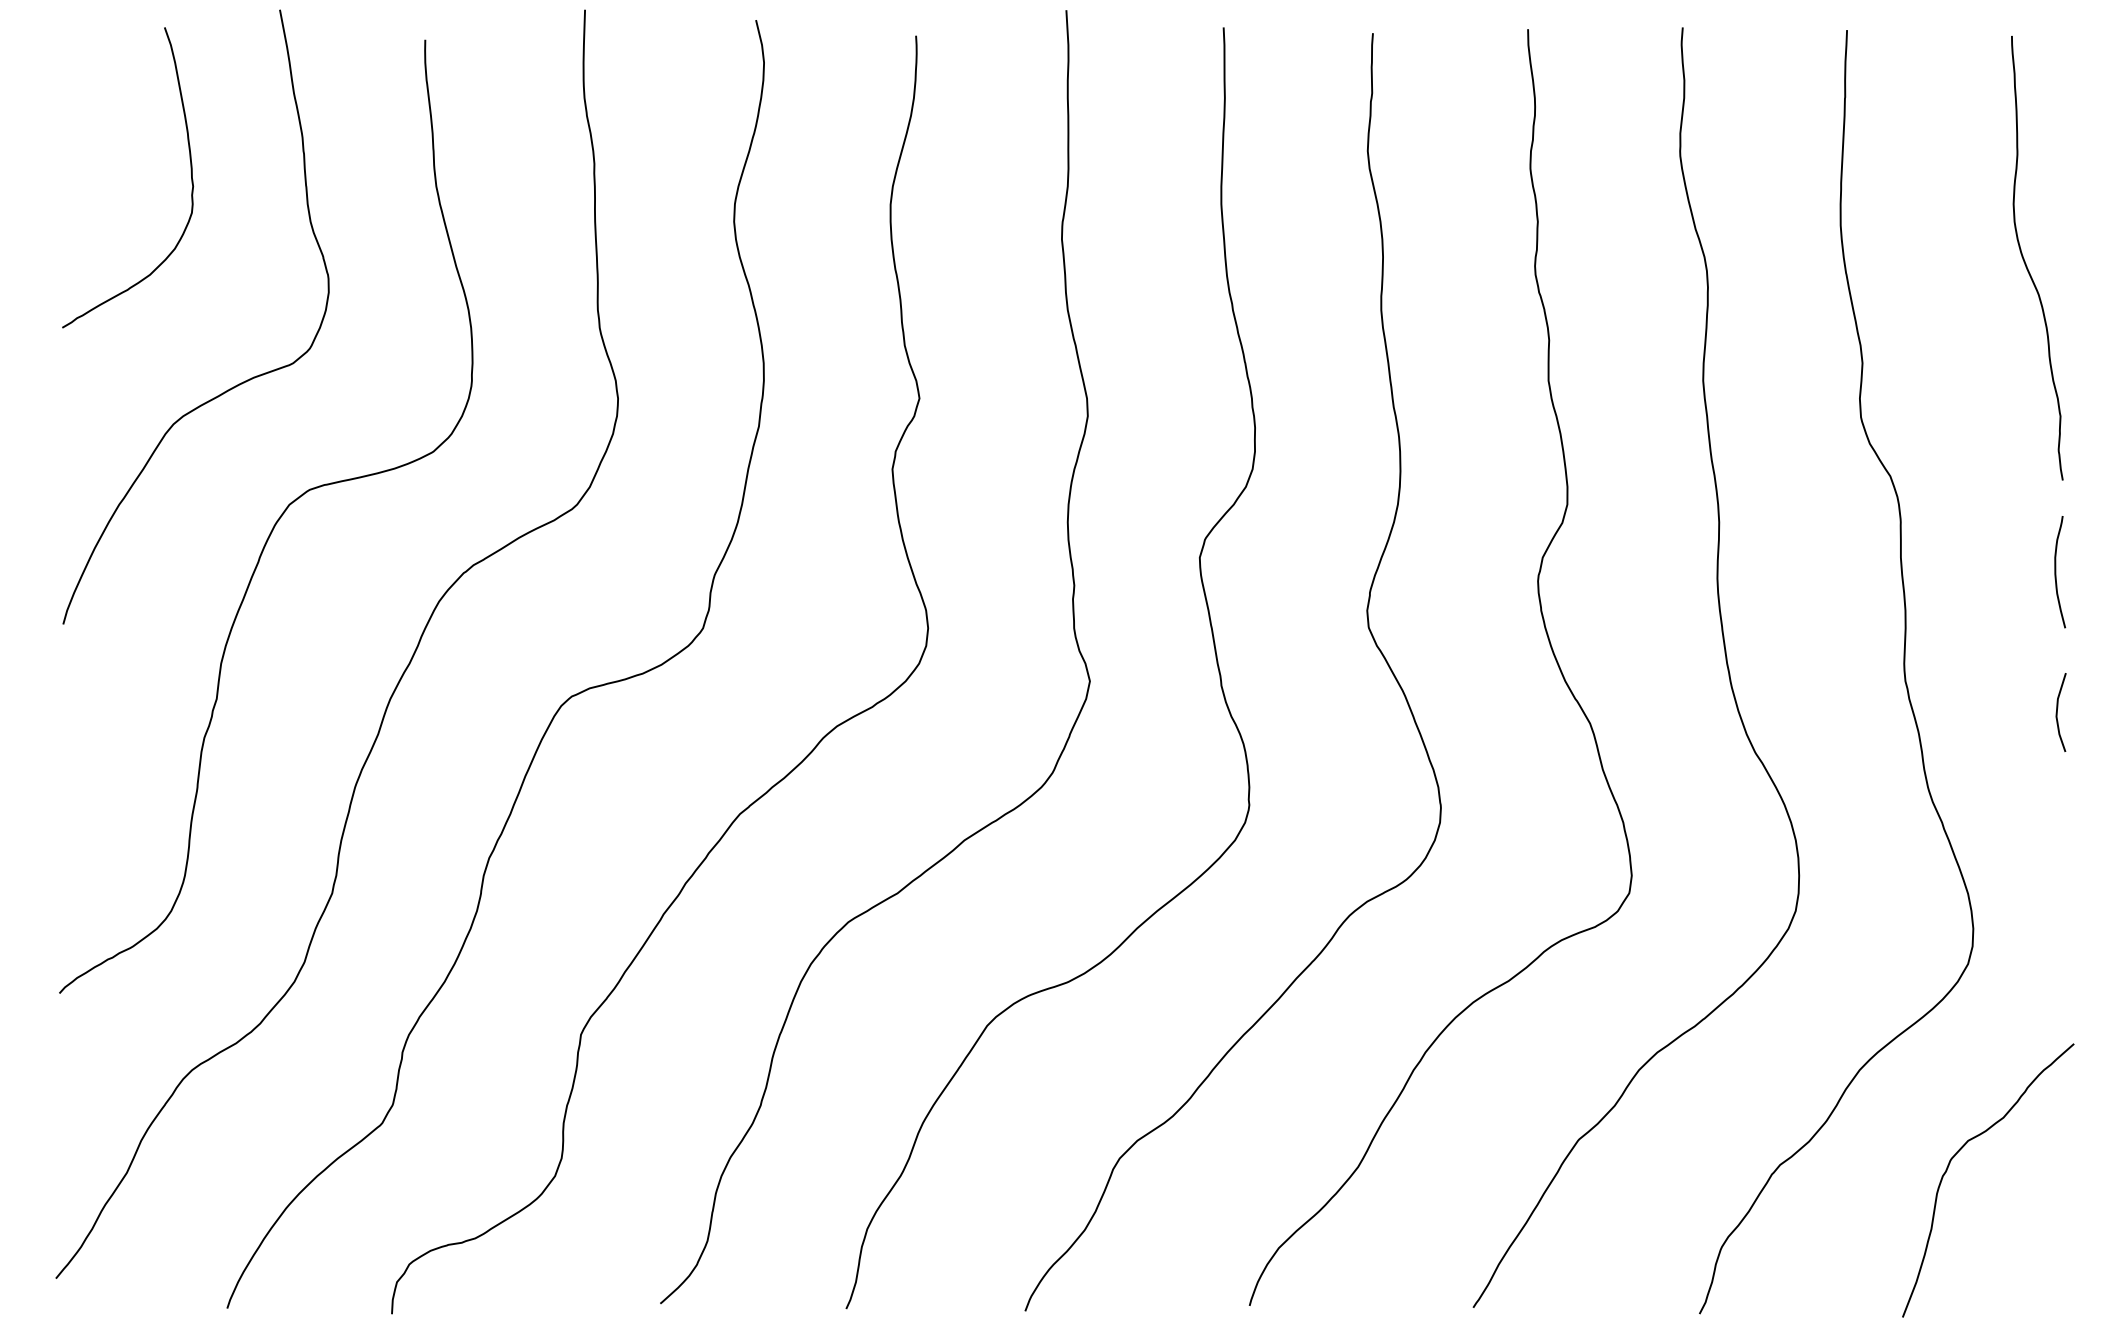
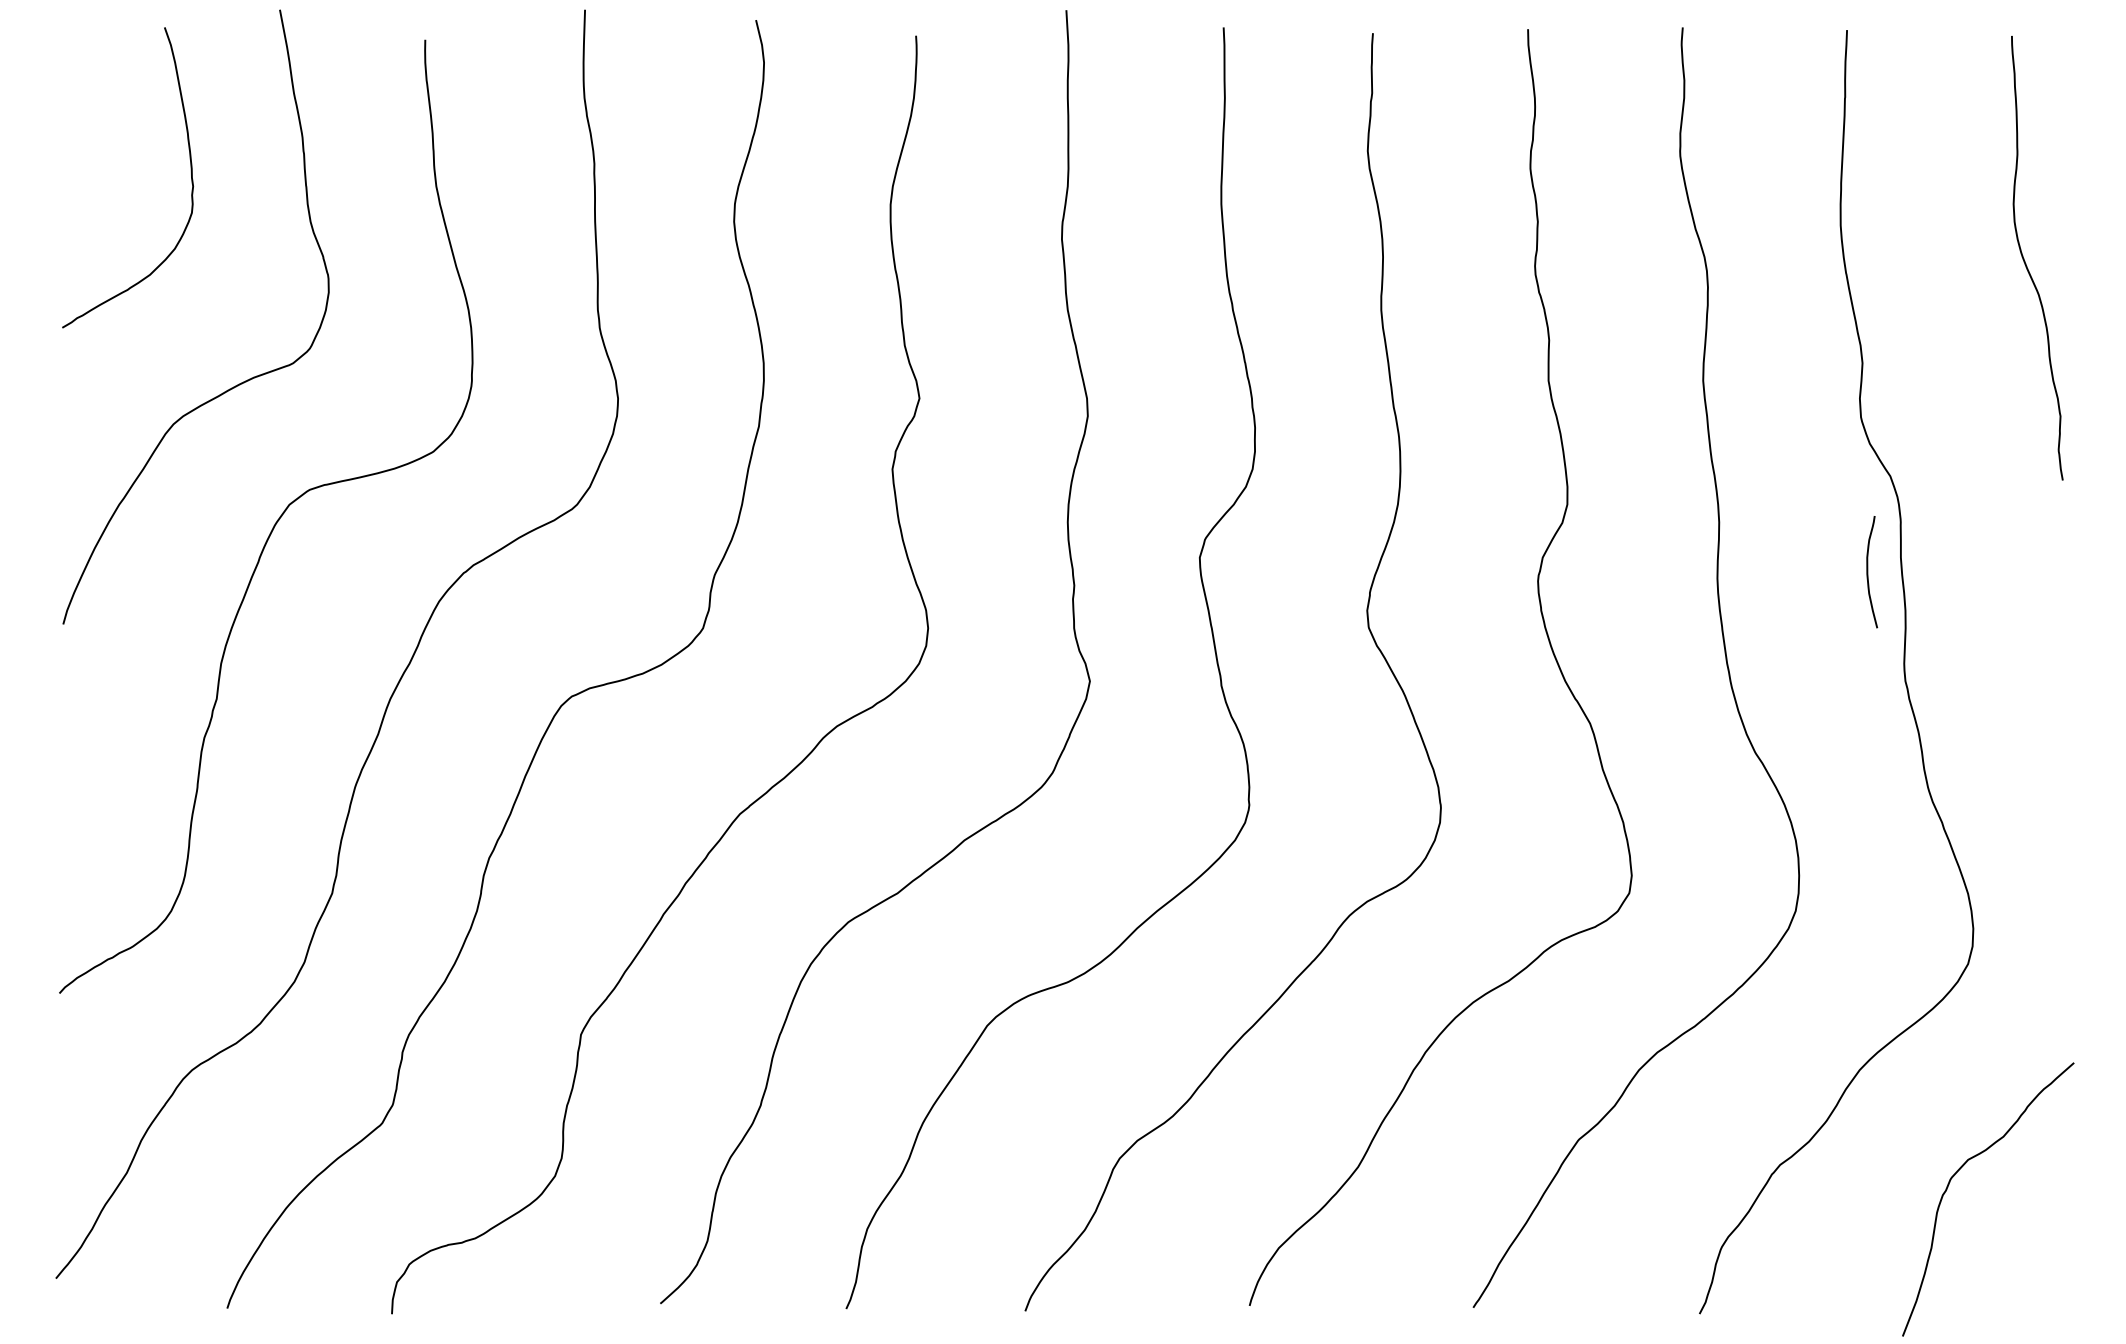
curve position: (2056, 572) -> (1868, 572) (1868, 572)
line: present -> none (2057, 712)
curve position: (1959, 1151) -> (1959, 1170) (1959, 1170)
